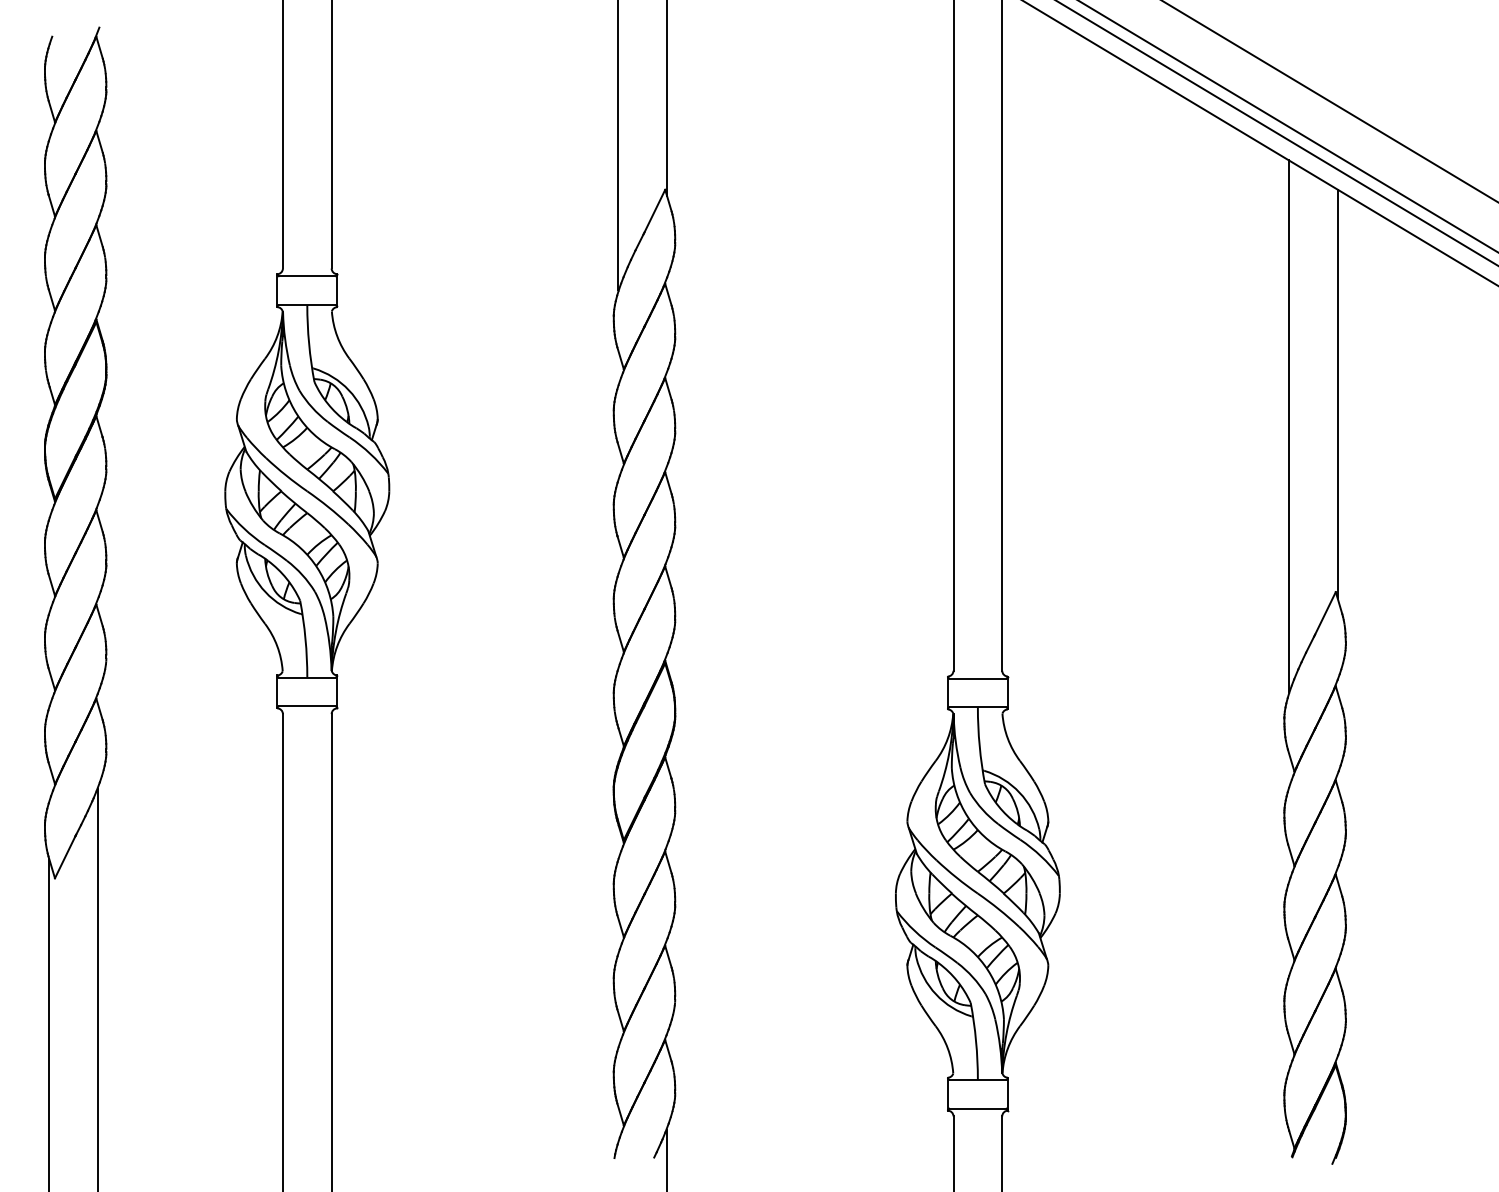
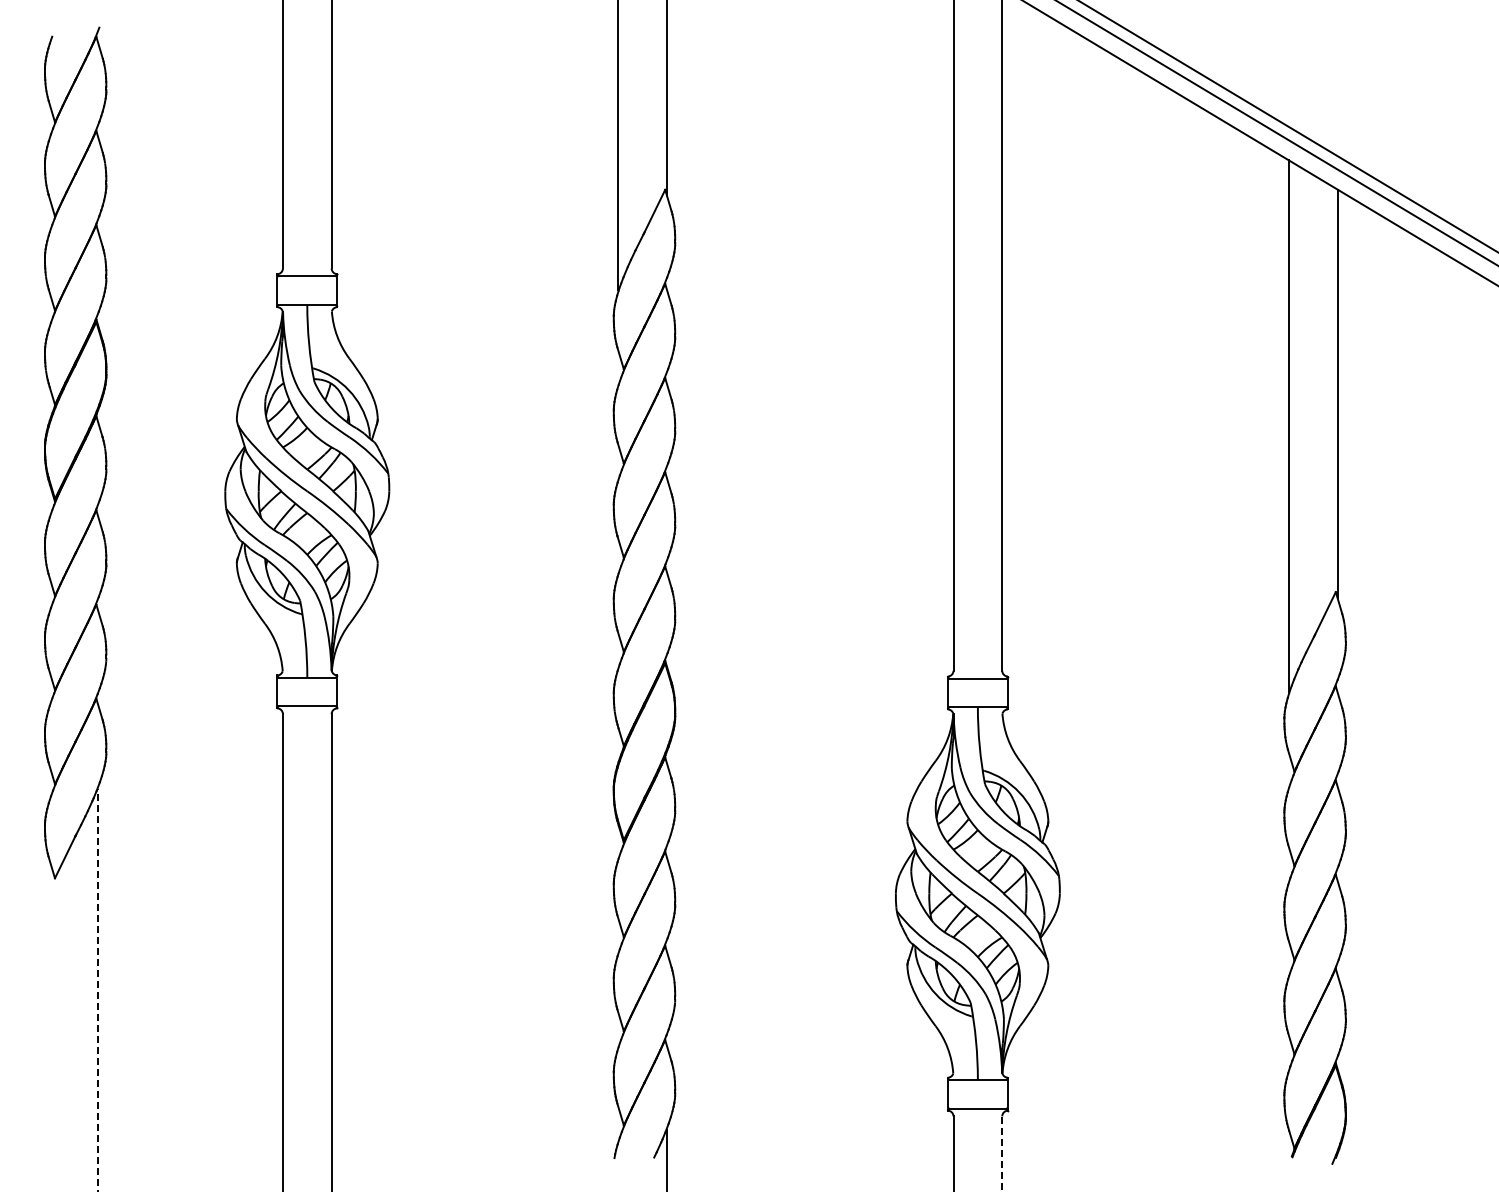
line: present -> none (1329, 101)
line: solid -> dashed (98, 989)
line: present -> none (49, 1023)
line: solid -> dashed (1002, 1153)
